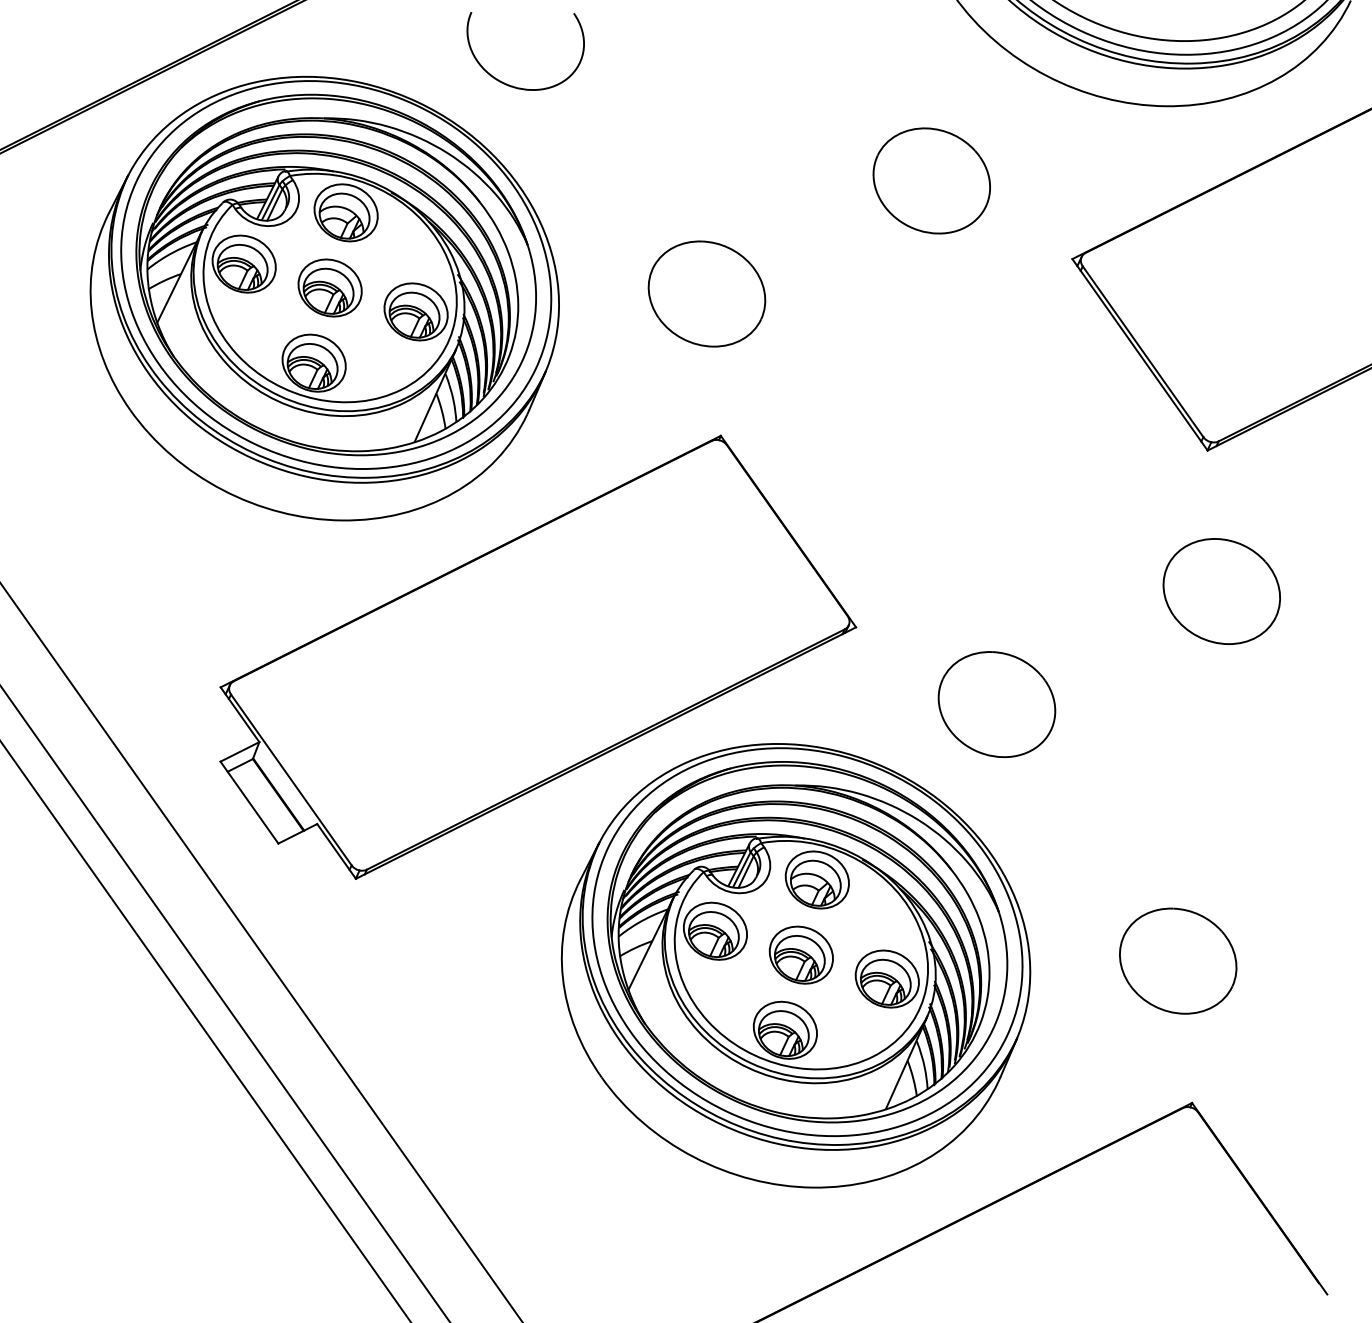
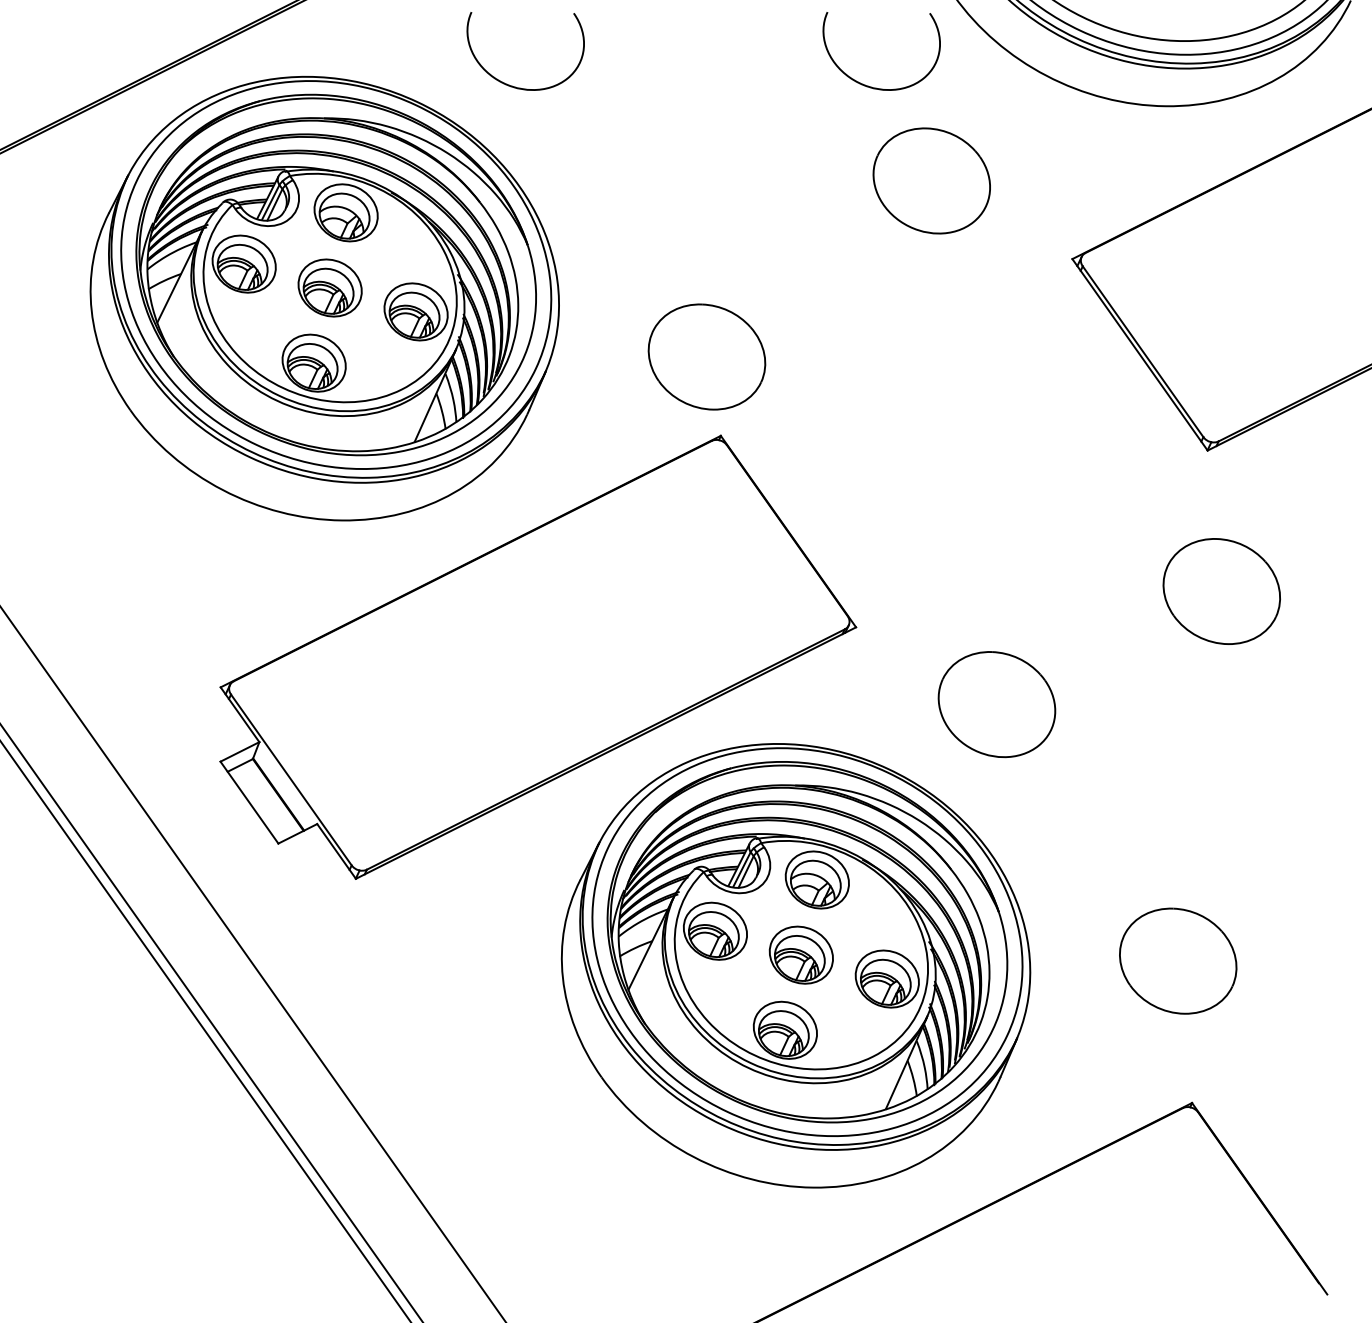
curve: none -> present (876, 87)
part position: (706, 293) -> (706, 356) (706, 356)
line position: (261, 952) -> (253, 964) (253, 964)
line position: (225, 1003) -> (211, 1022) (211, 1022)
